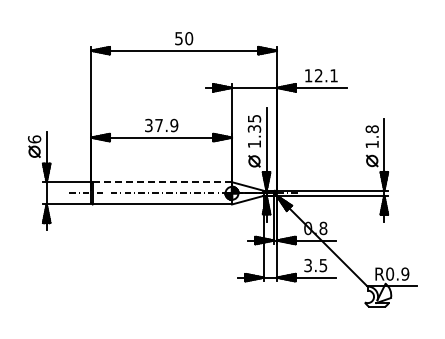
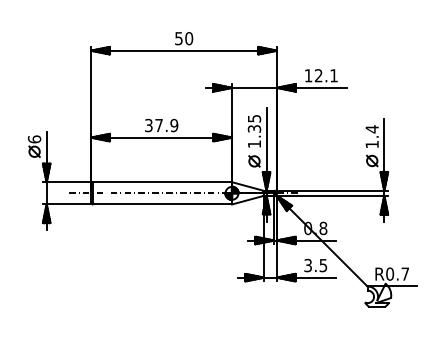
text: 1.8 -> 1.4 (371, 129)
line: dashed -> solid (162, 182)
text: R0.9 -> R0.7 (405, 273)
